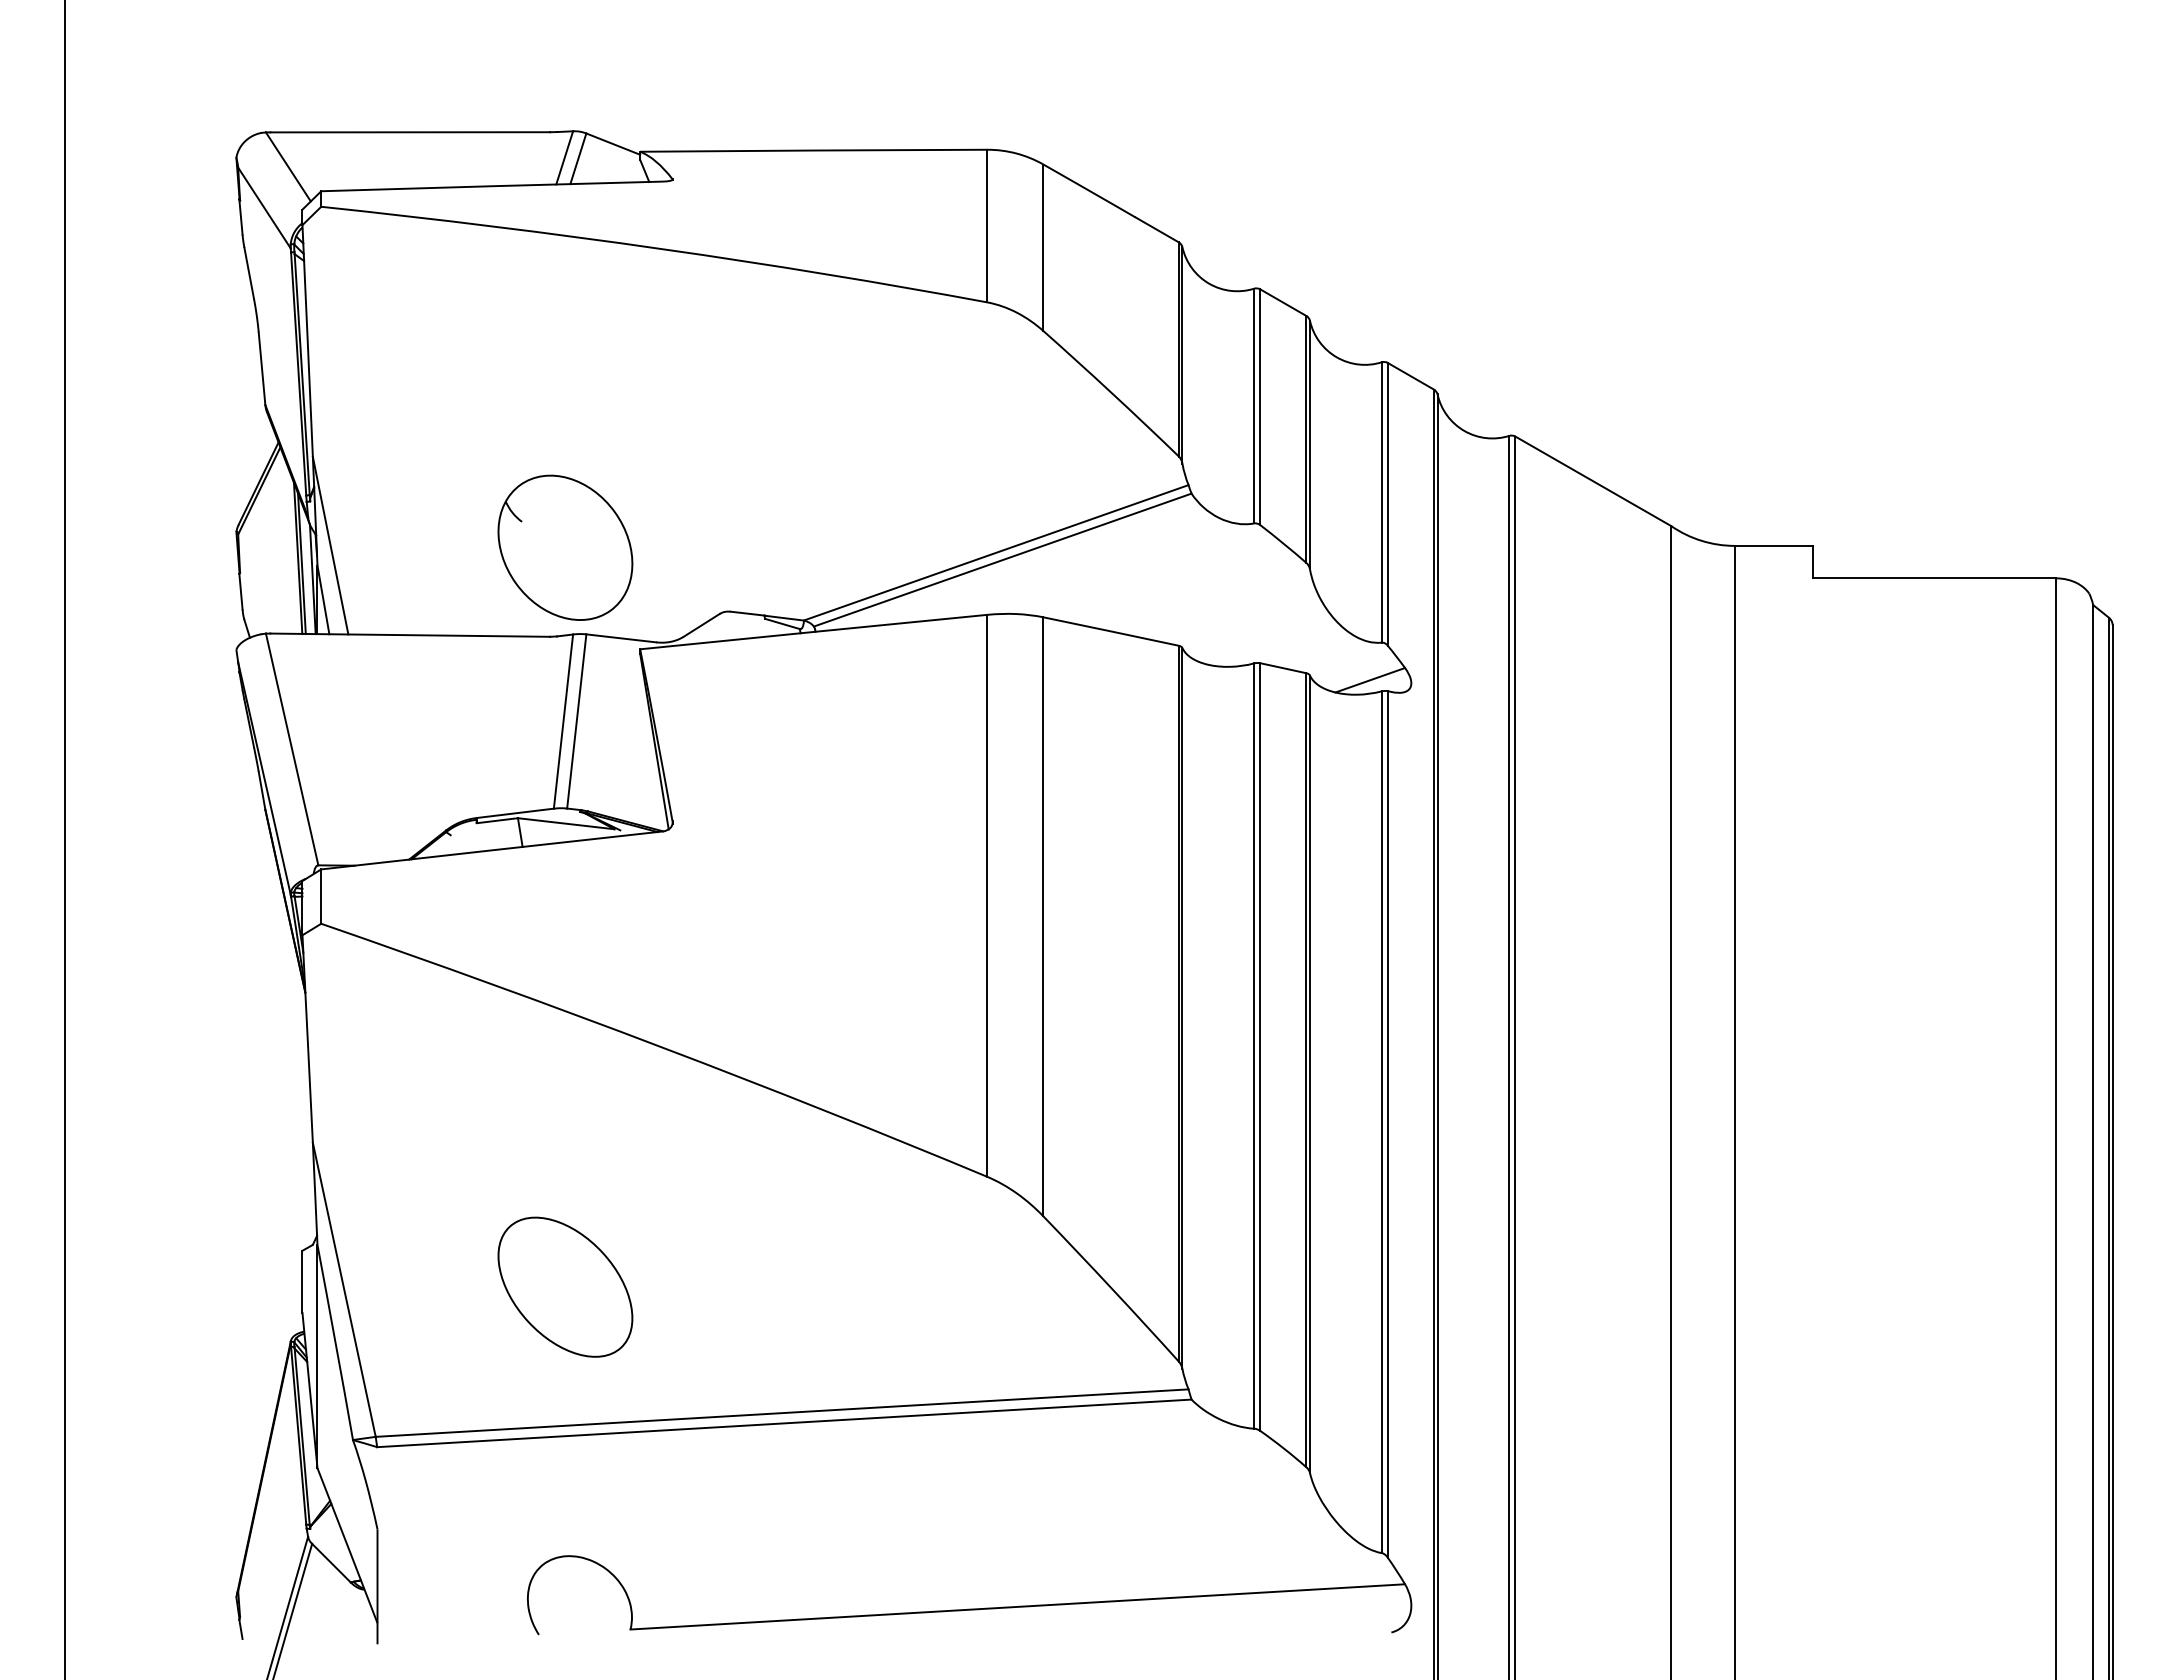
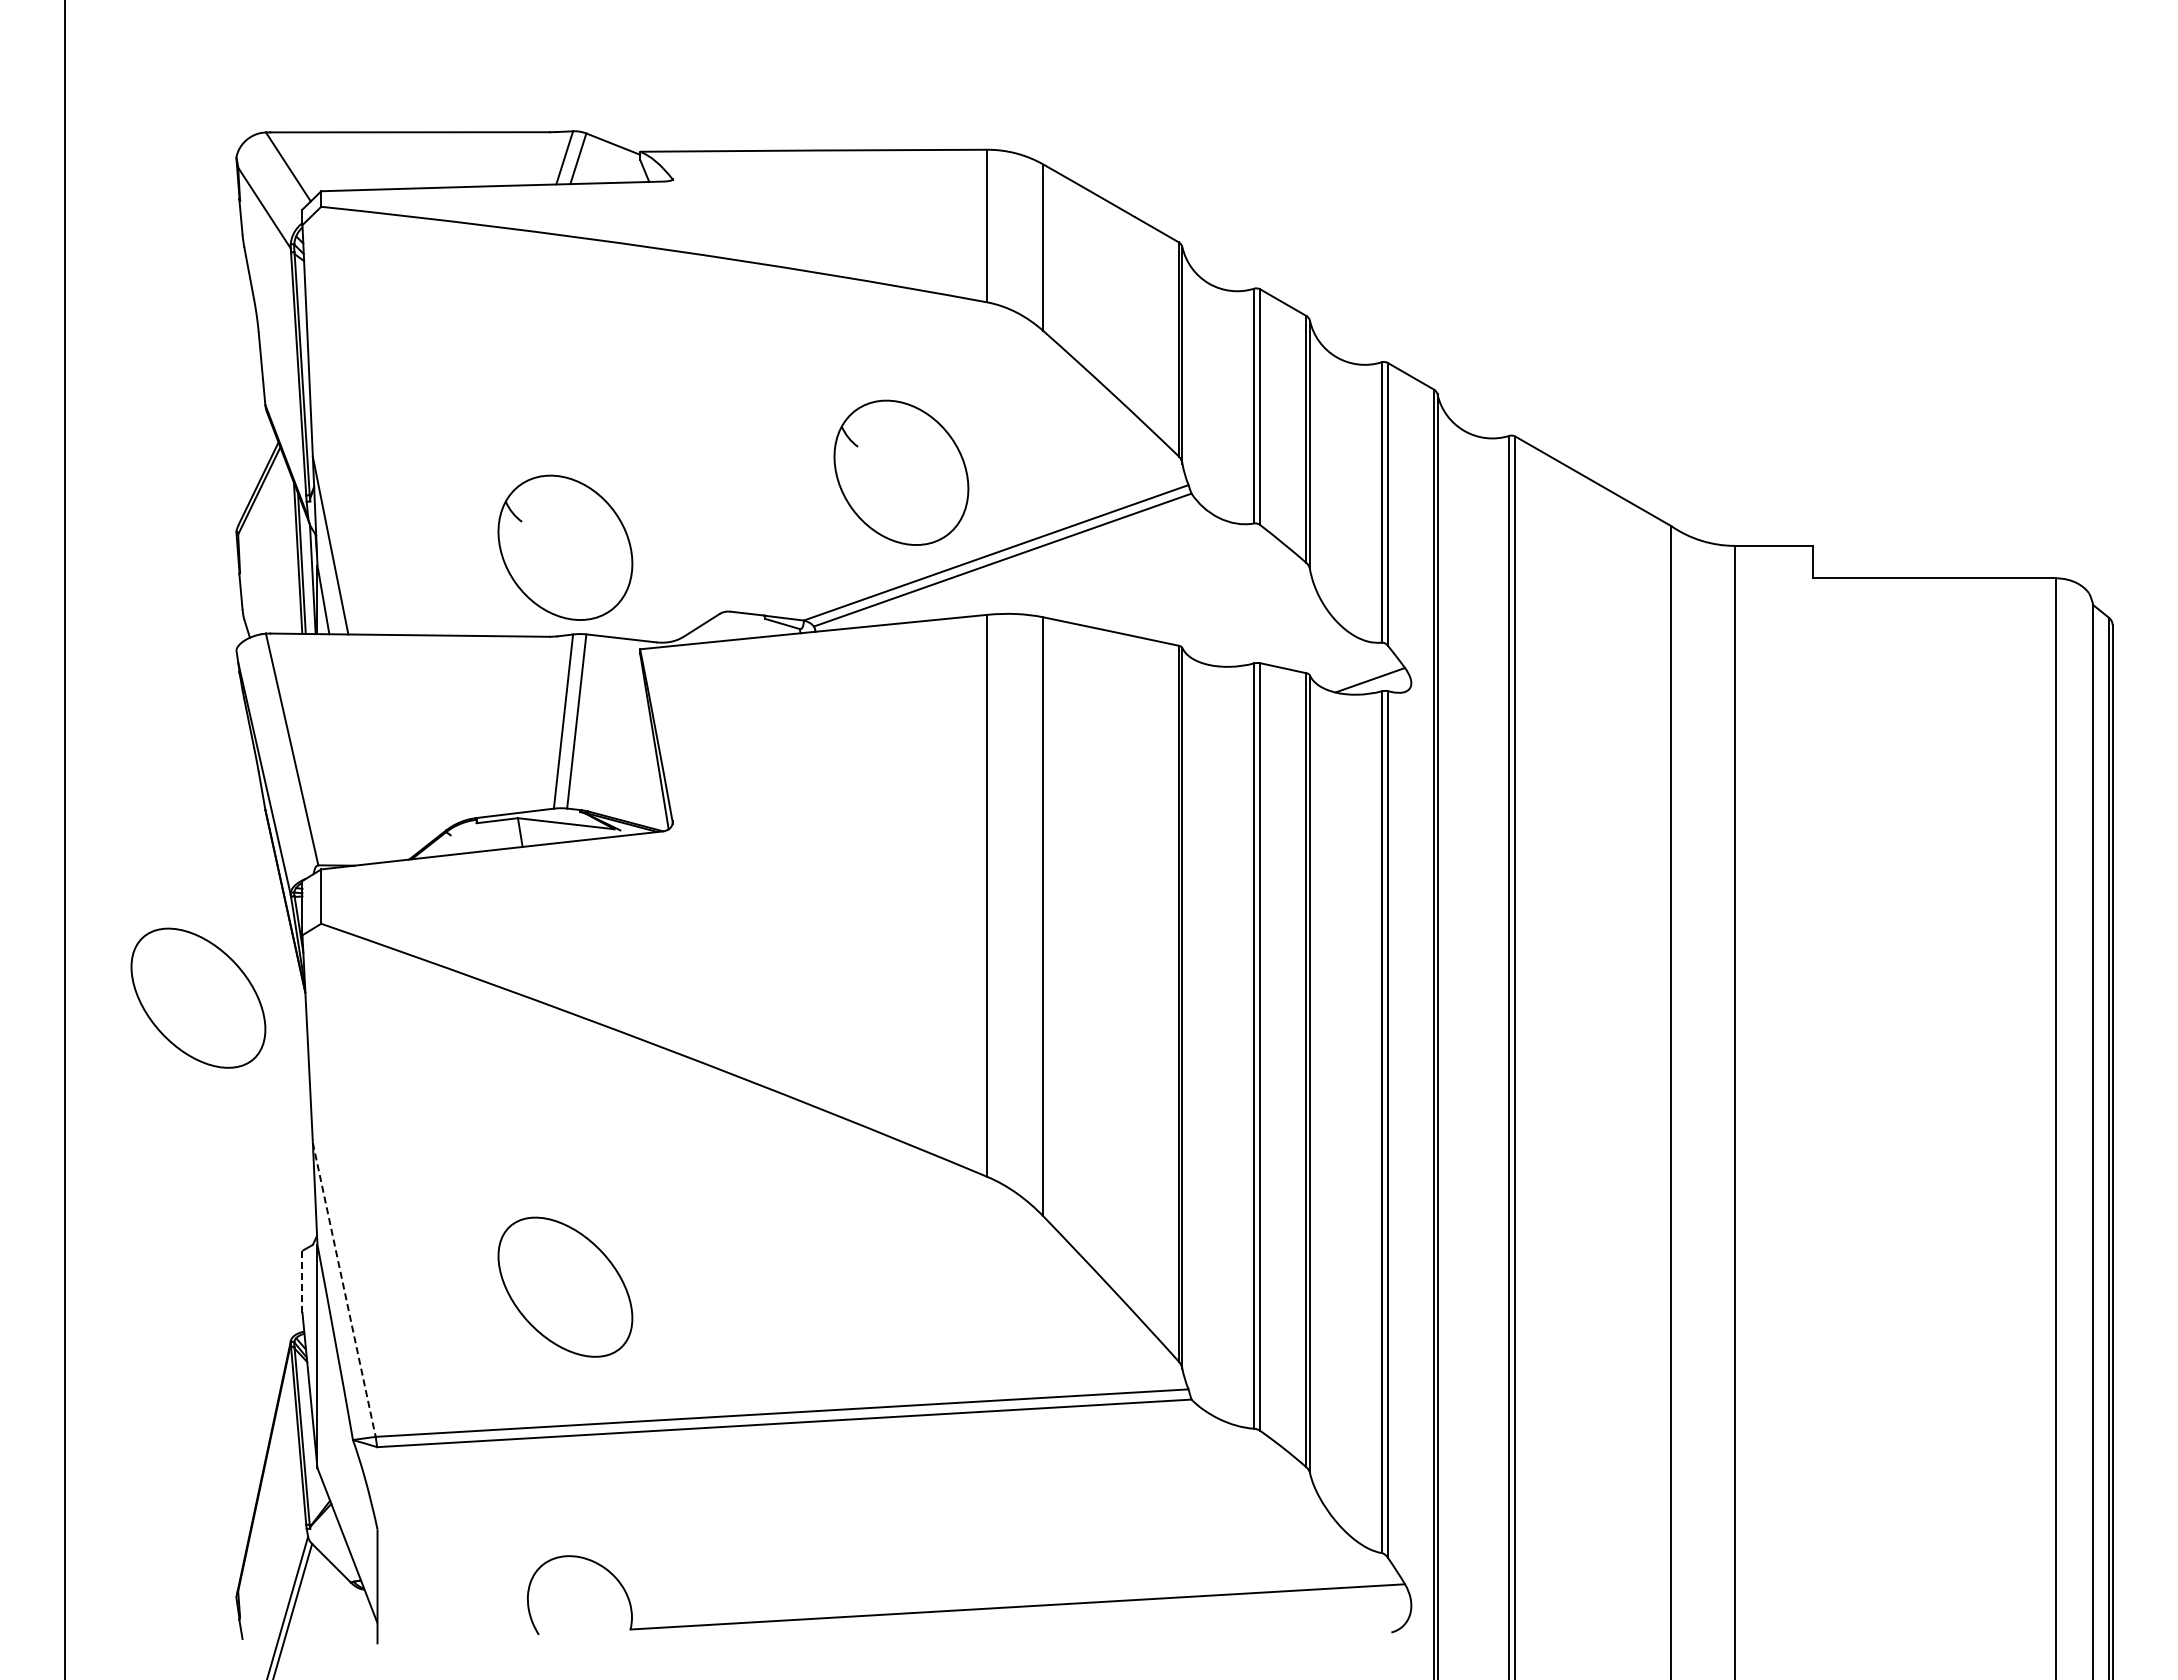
part: none -> present (901, 472)
part: none -> present (198, 997)
line: solid -> dashed (302, 1282)
line: solid -> dashed (344, 1290)
